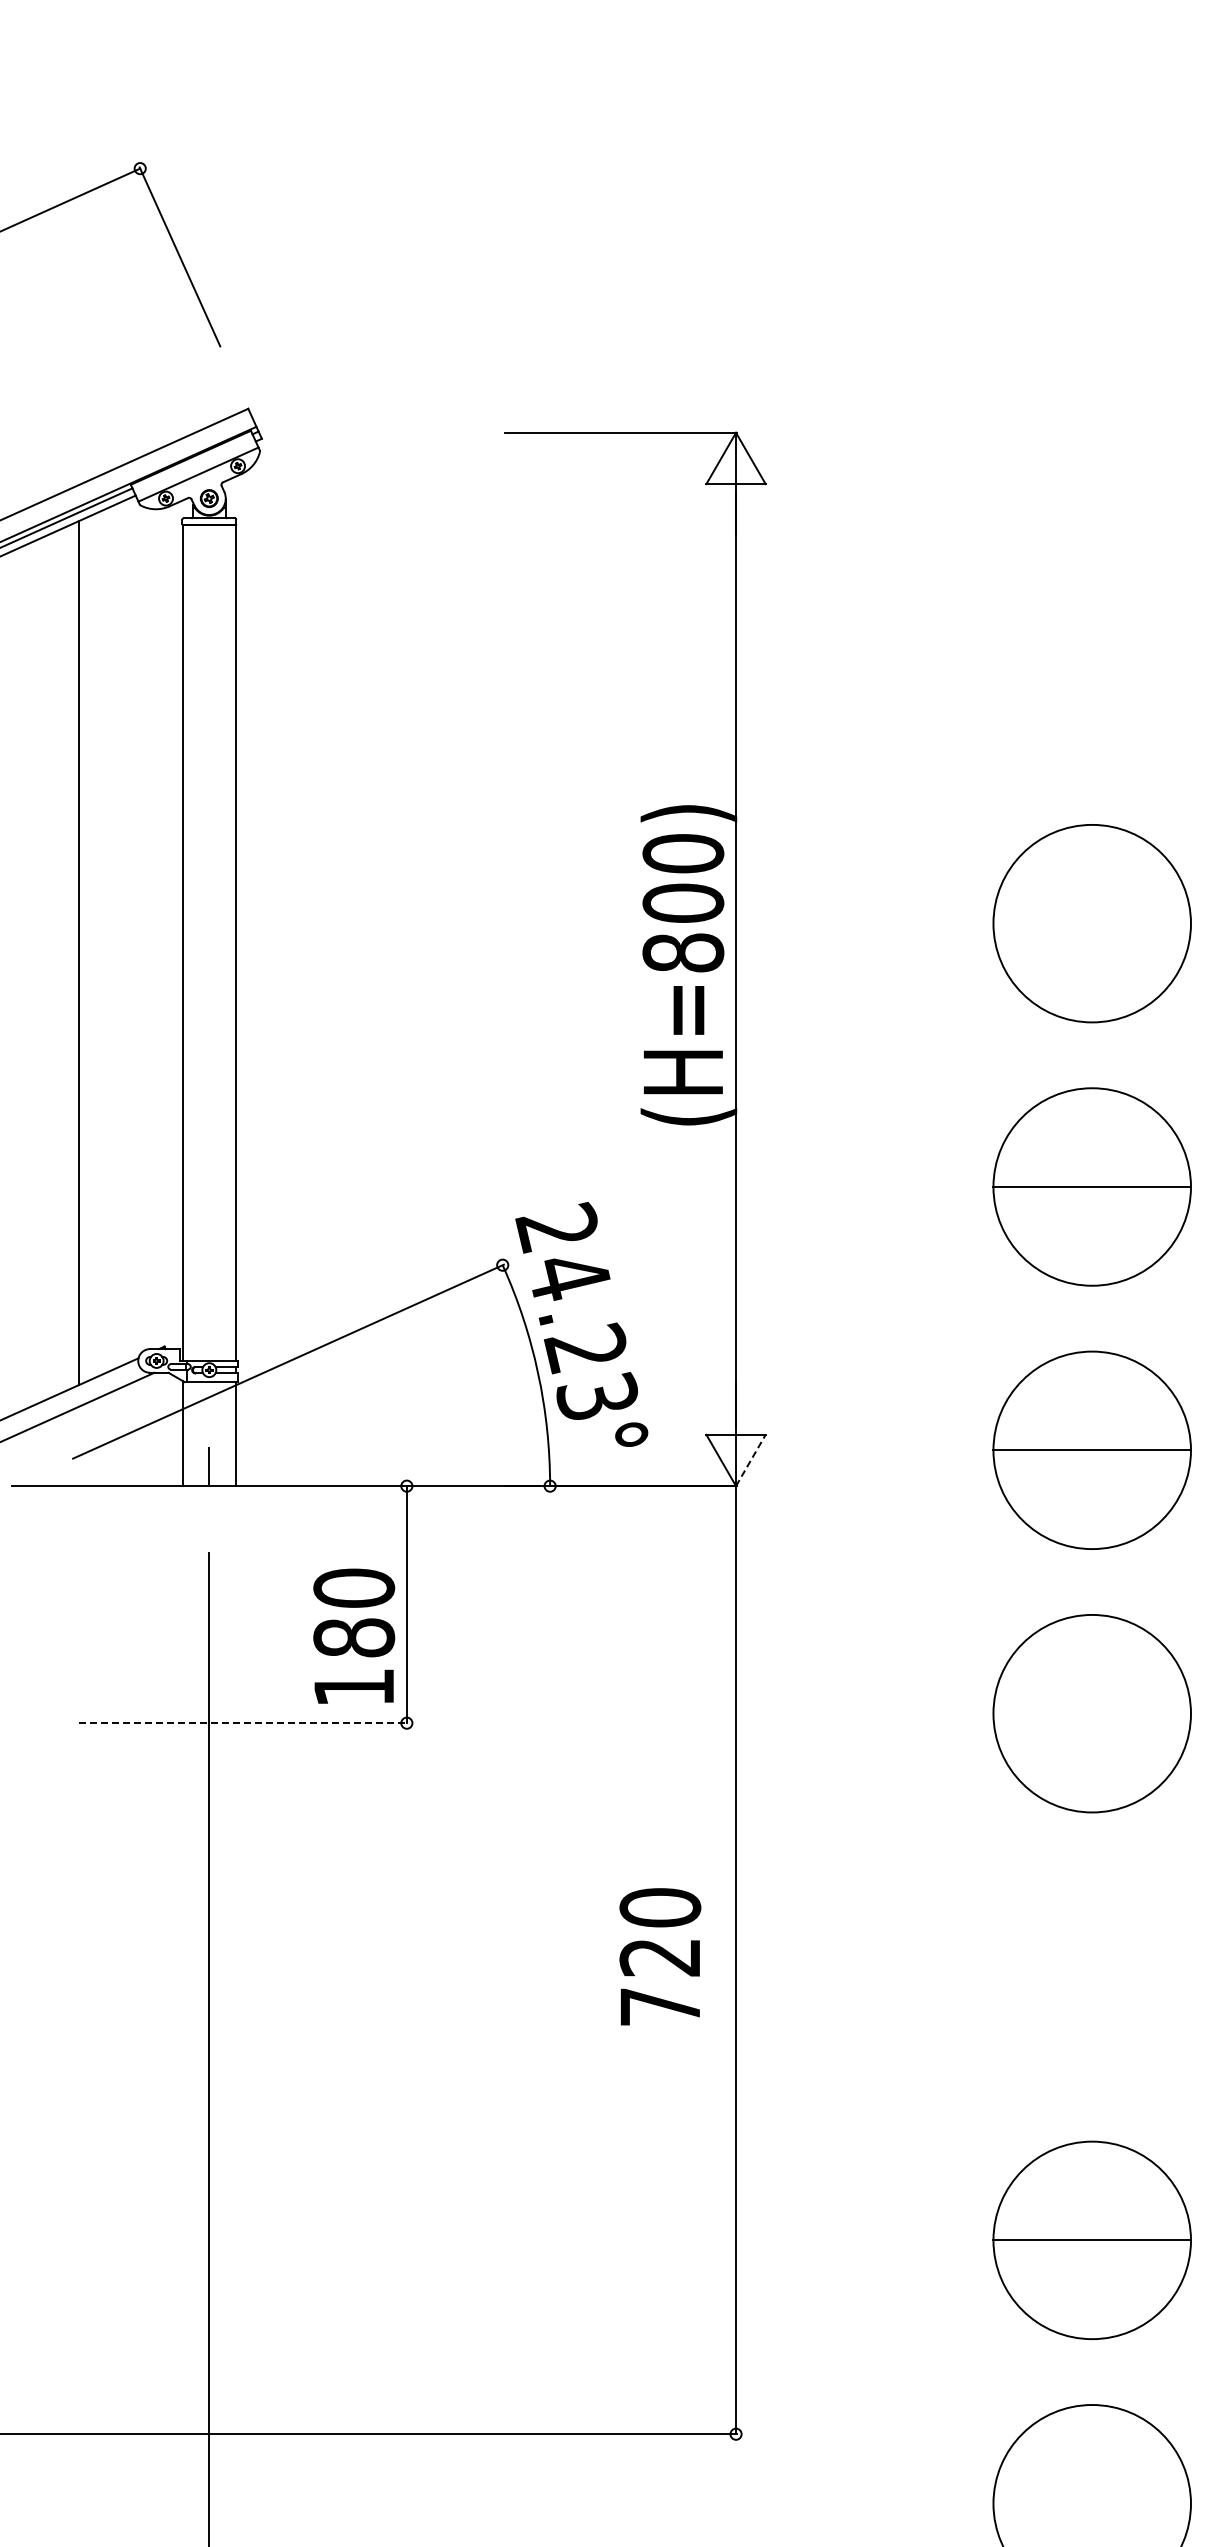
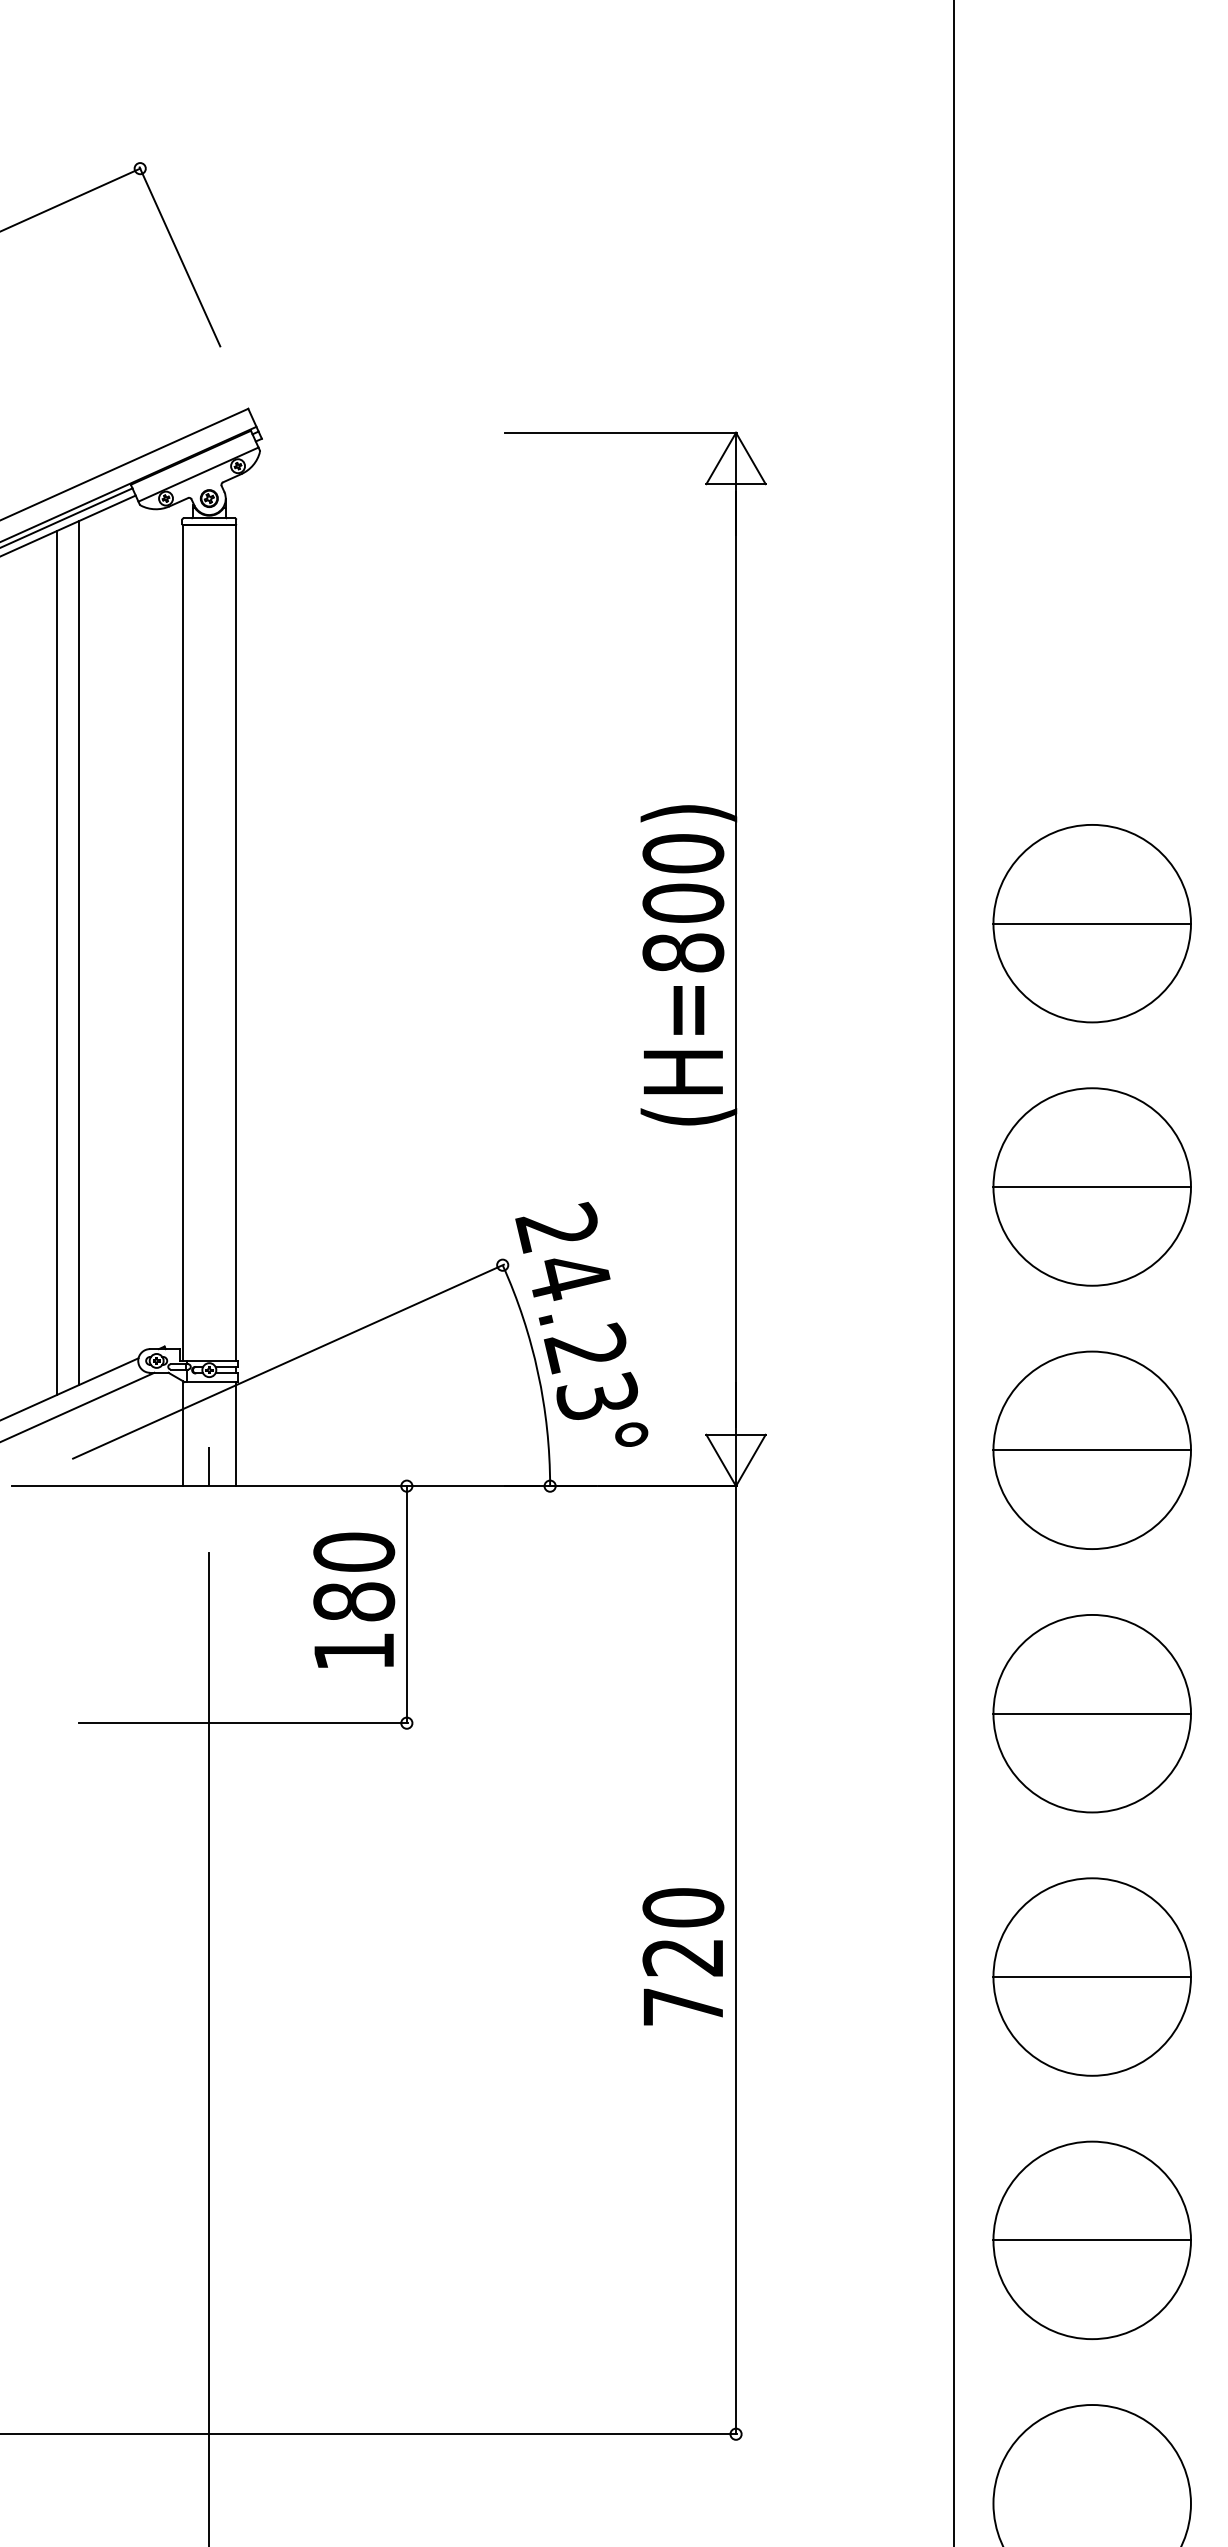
line: none -> present (1091, 923)
line: none -> present (56, 963)
line: none -> present (953, 1272)
line: dashed -> solid (750, 1460)
text position: (354, 1635) -> (354, 1599) (354, 1599)
line: none -> present (1091, 1713)
line: dashed -> solid (243, 1723)
text position: (660, 1956) -> (683, 1956) (683, 1956)
part: none -> present (1091, 1976)
